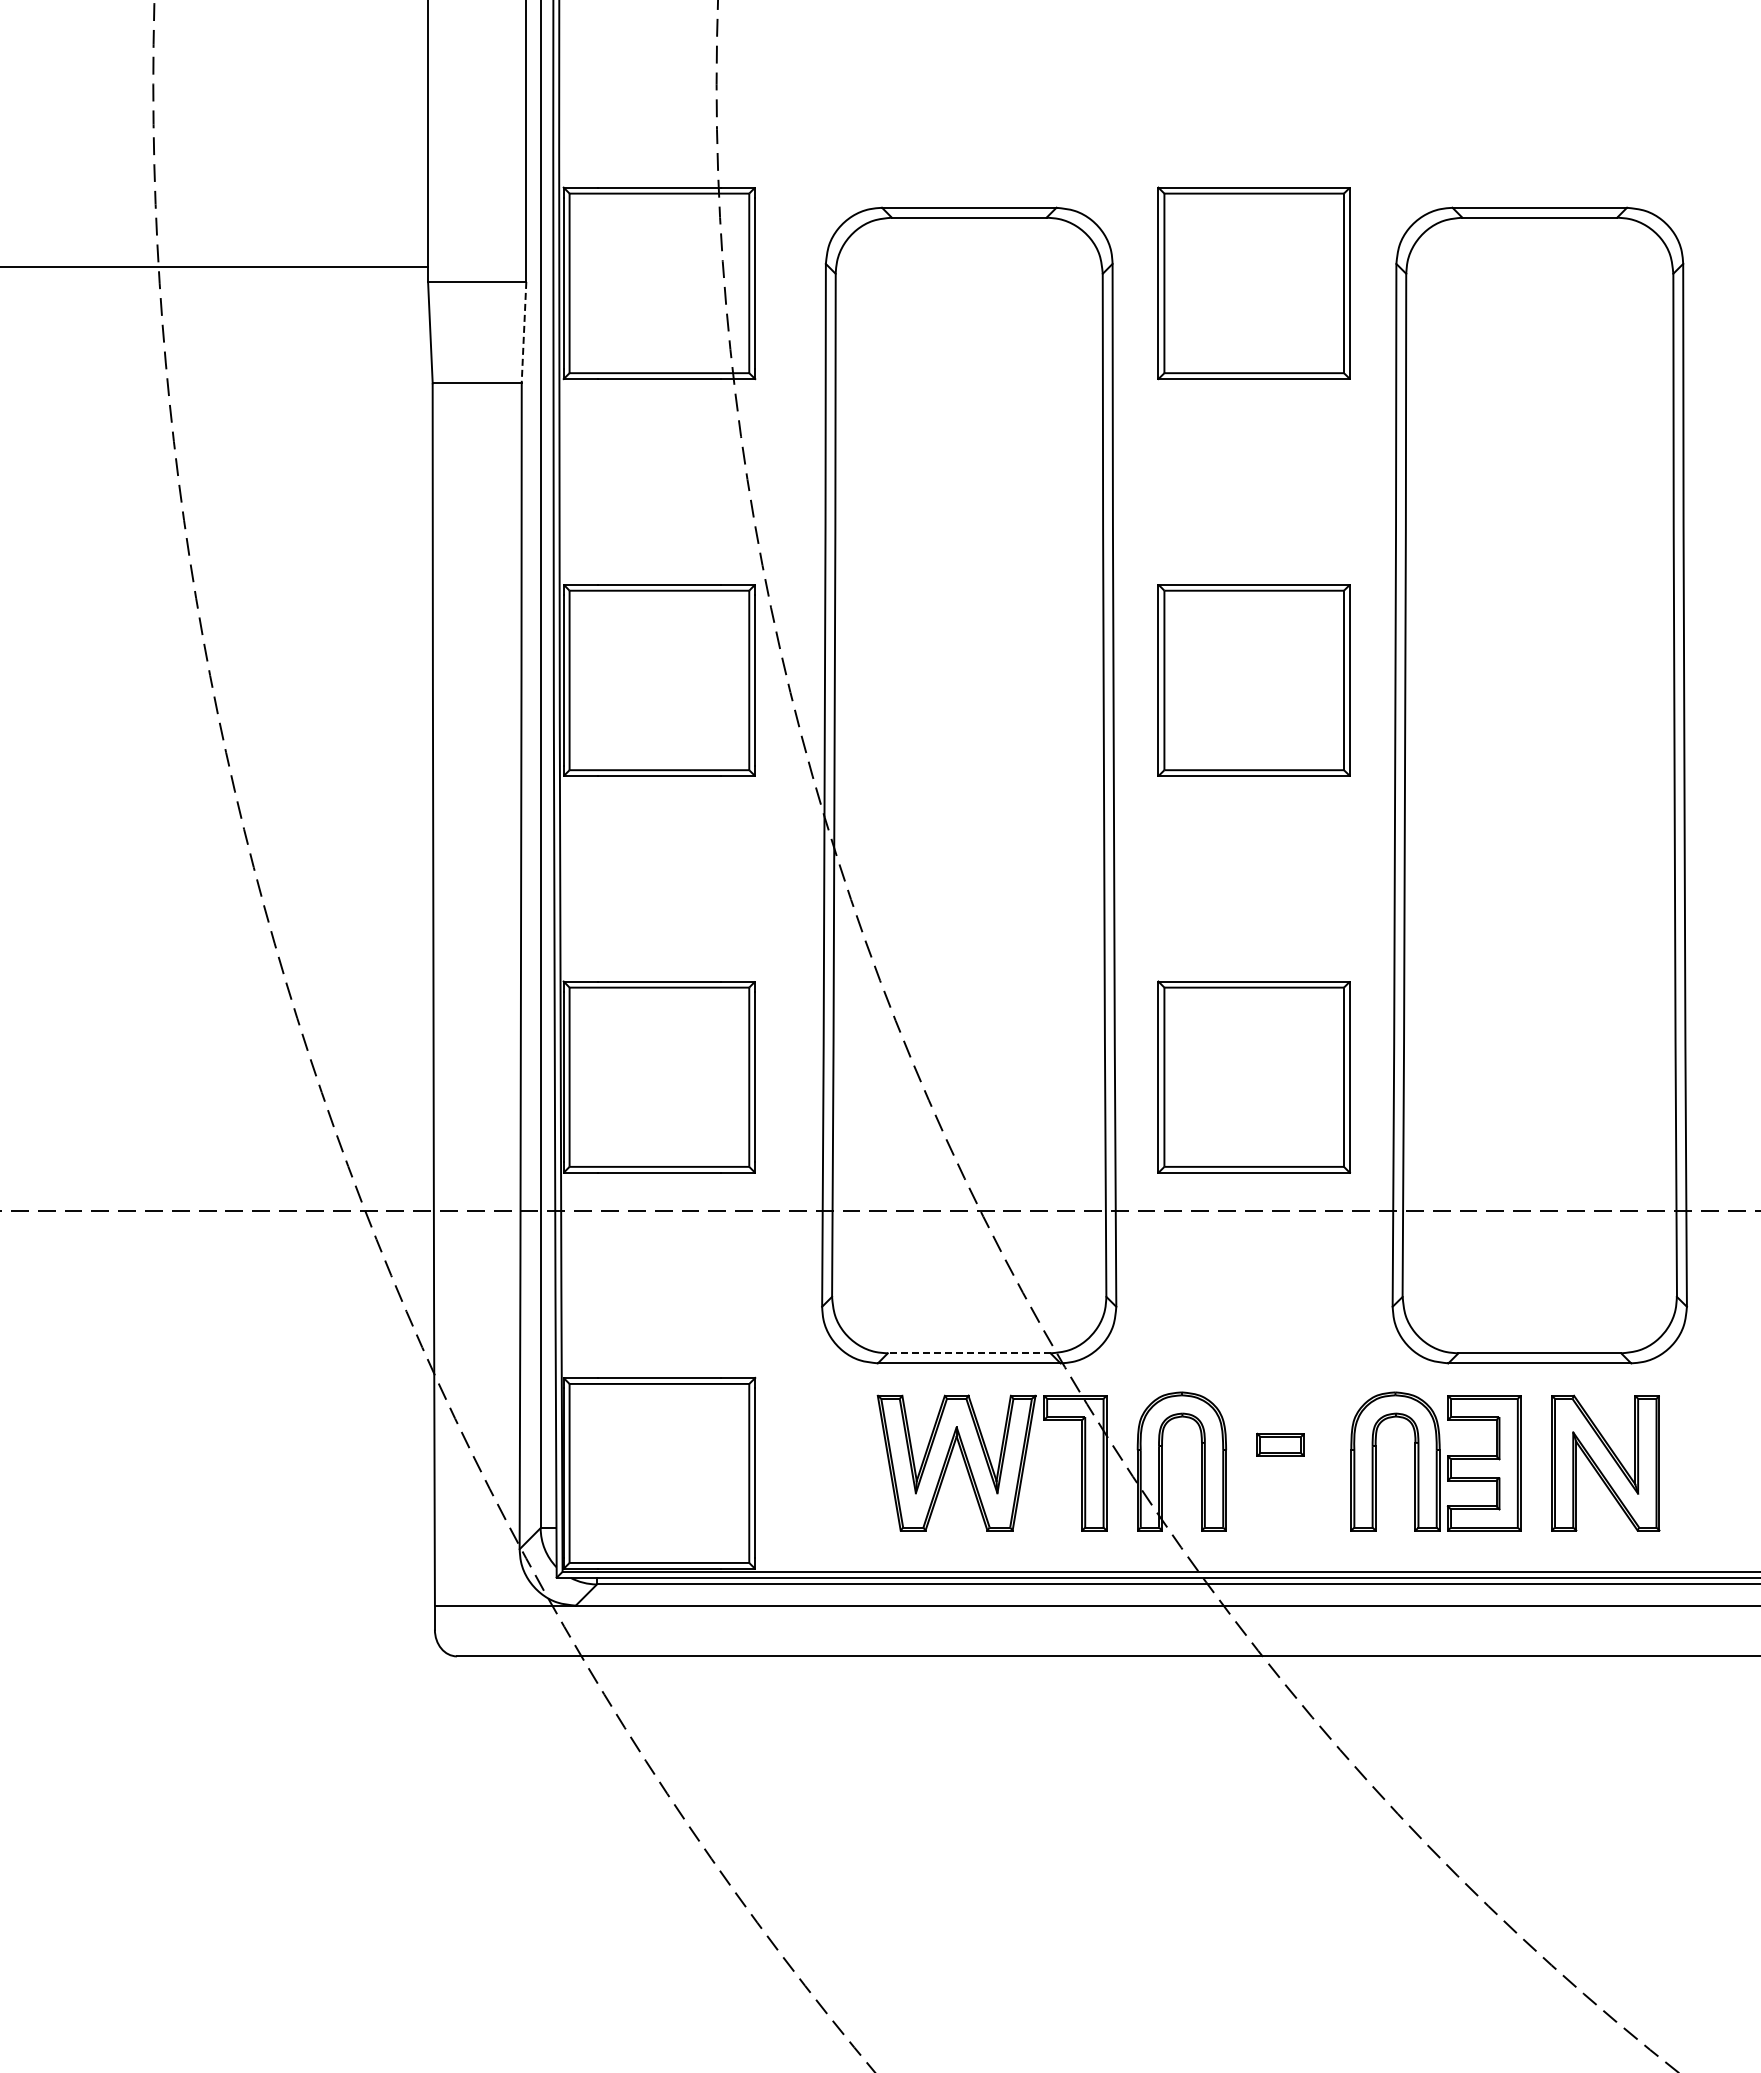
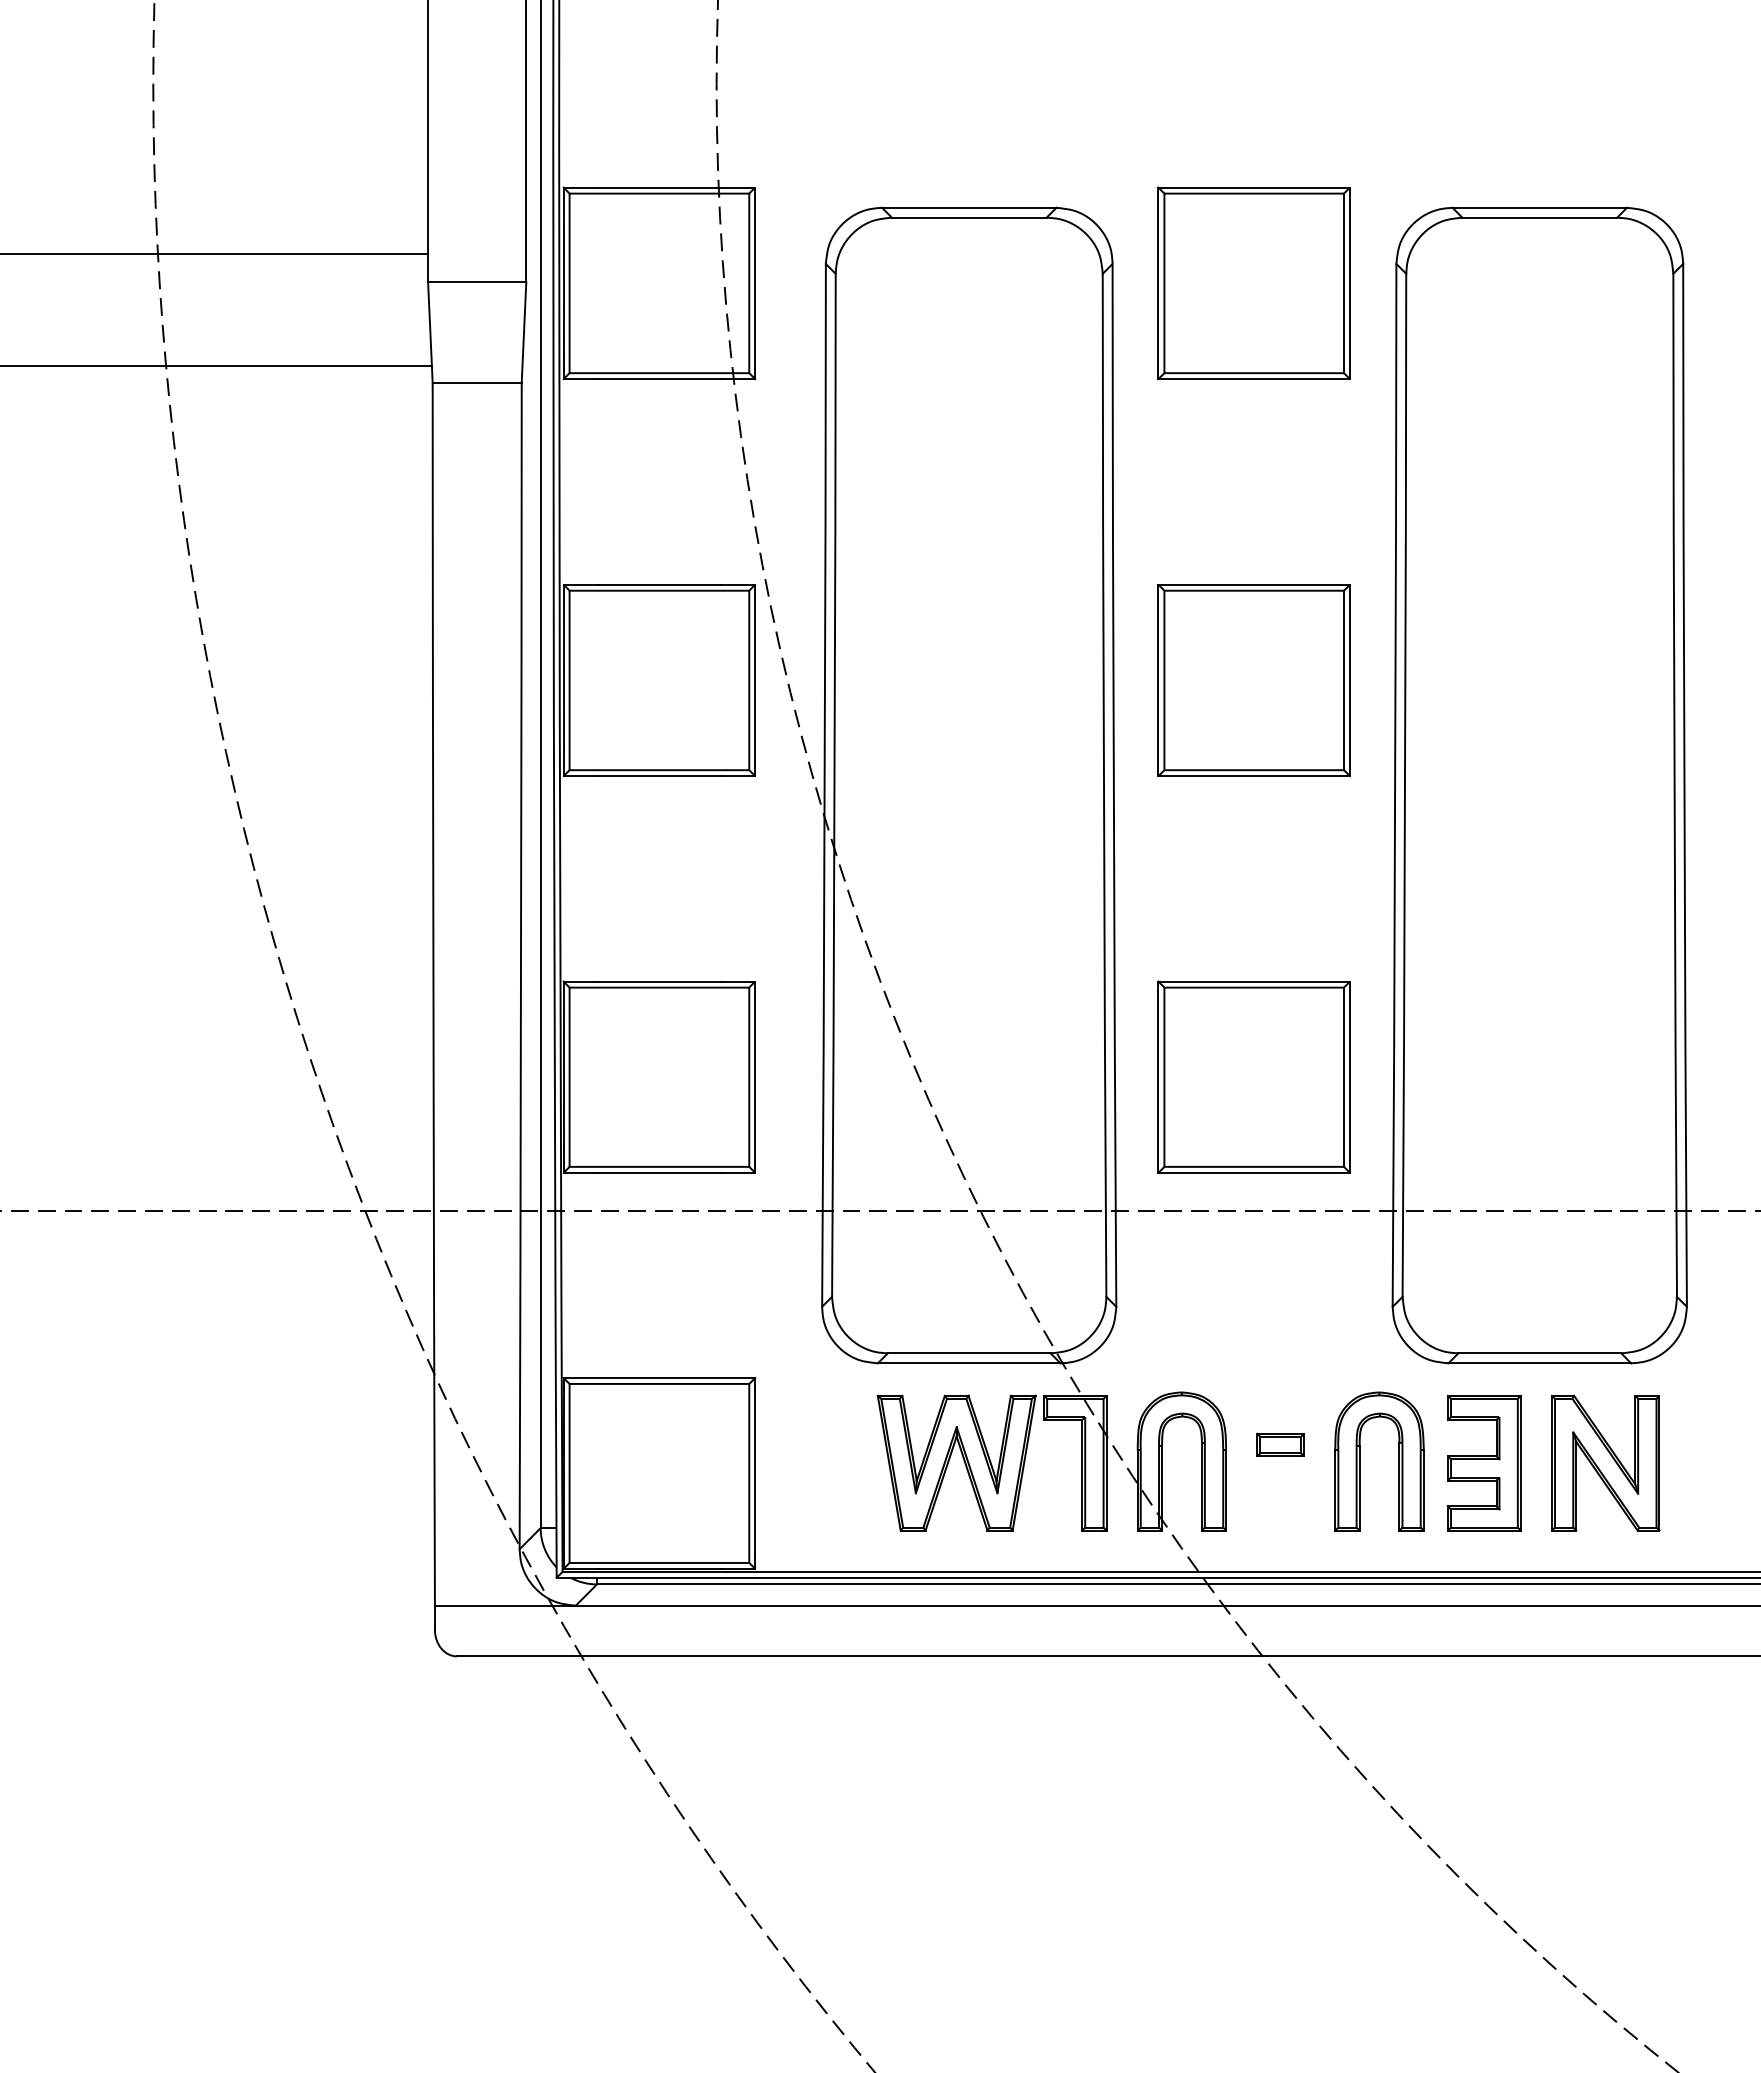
line position: (215, 266) -> (215, 253) (215, 253)
line: dashed -> solid (524, 332)
line: none -> present (216, 366)
line: dashed -> solid (968, 1353)
part position: (1376, 1461) -> (1360, 1461) (1360, 1461)
